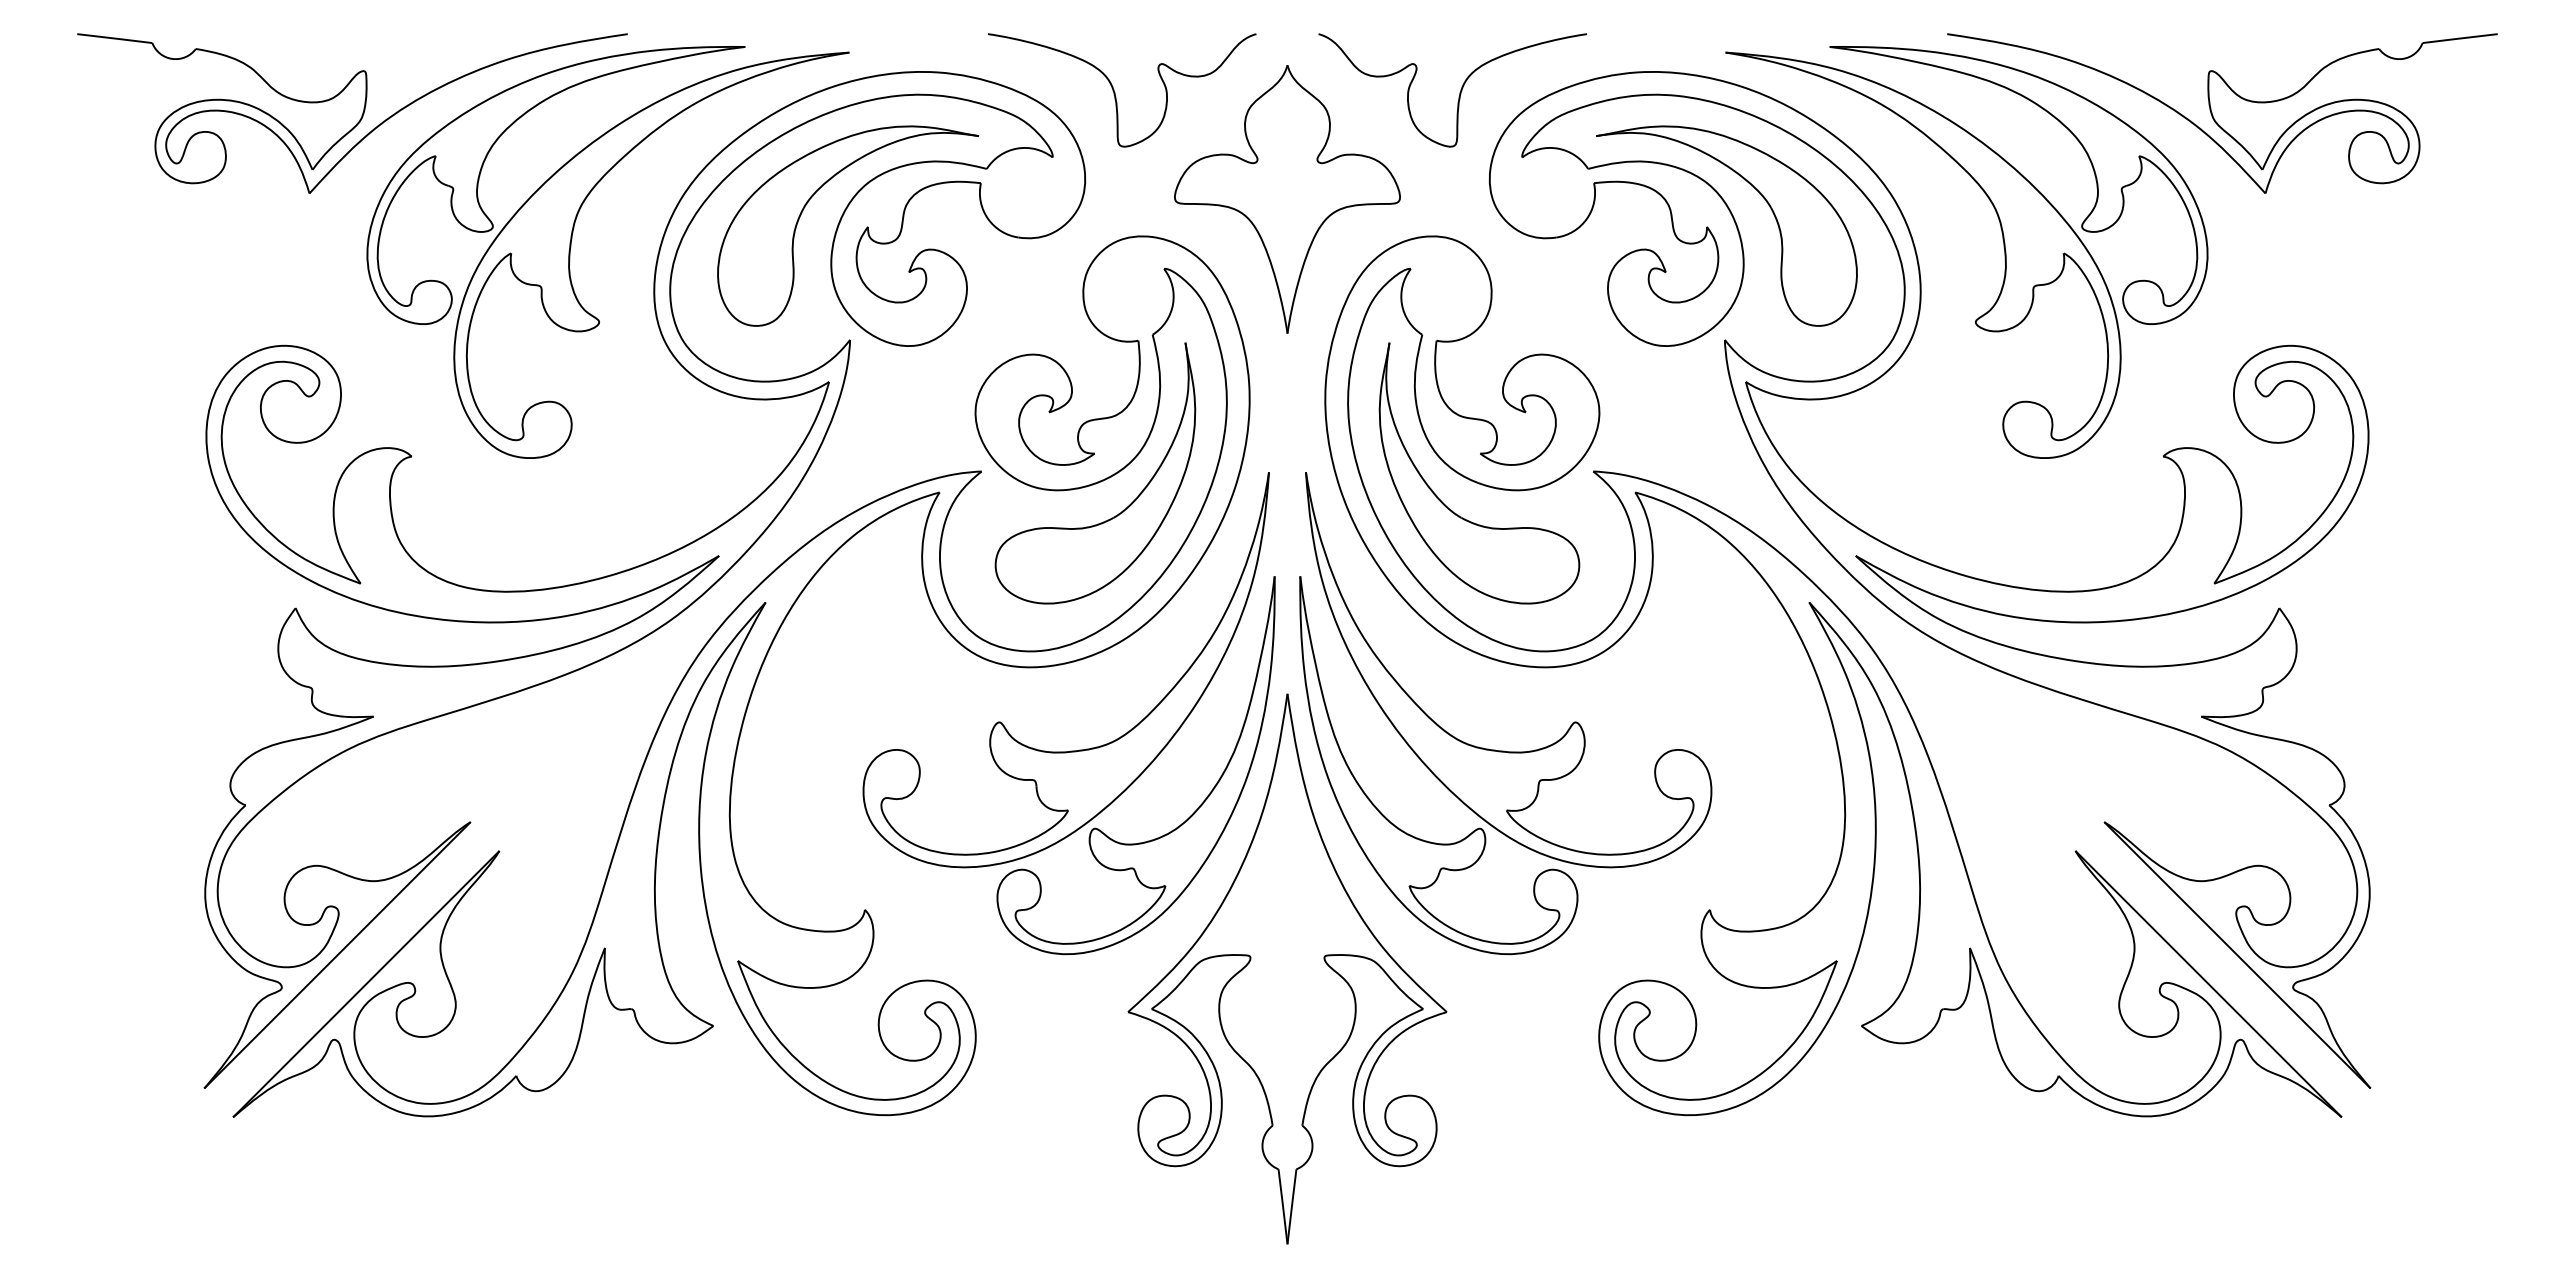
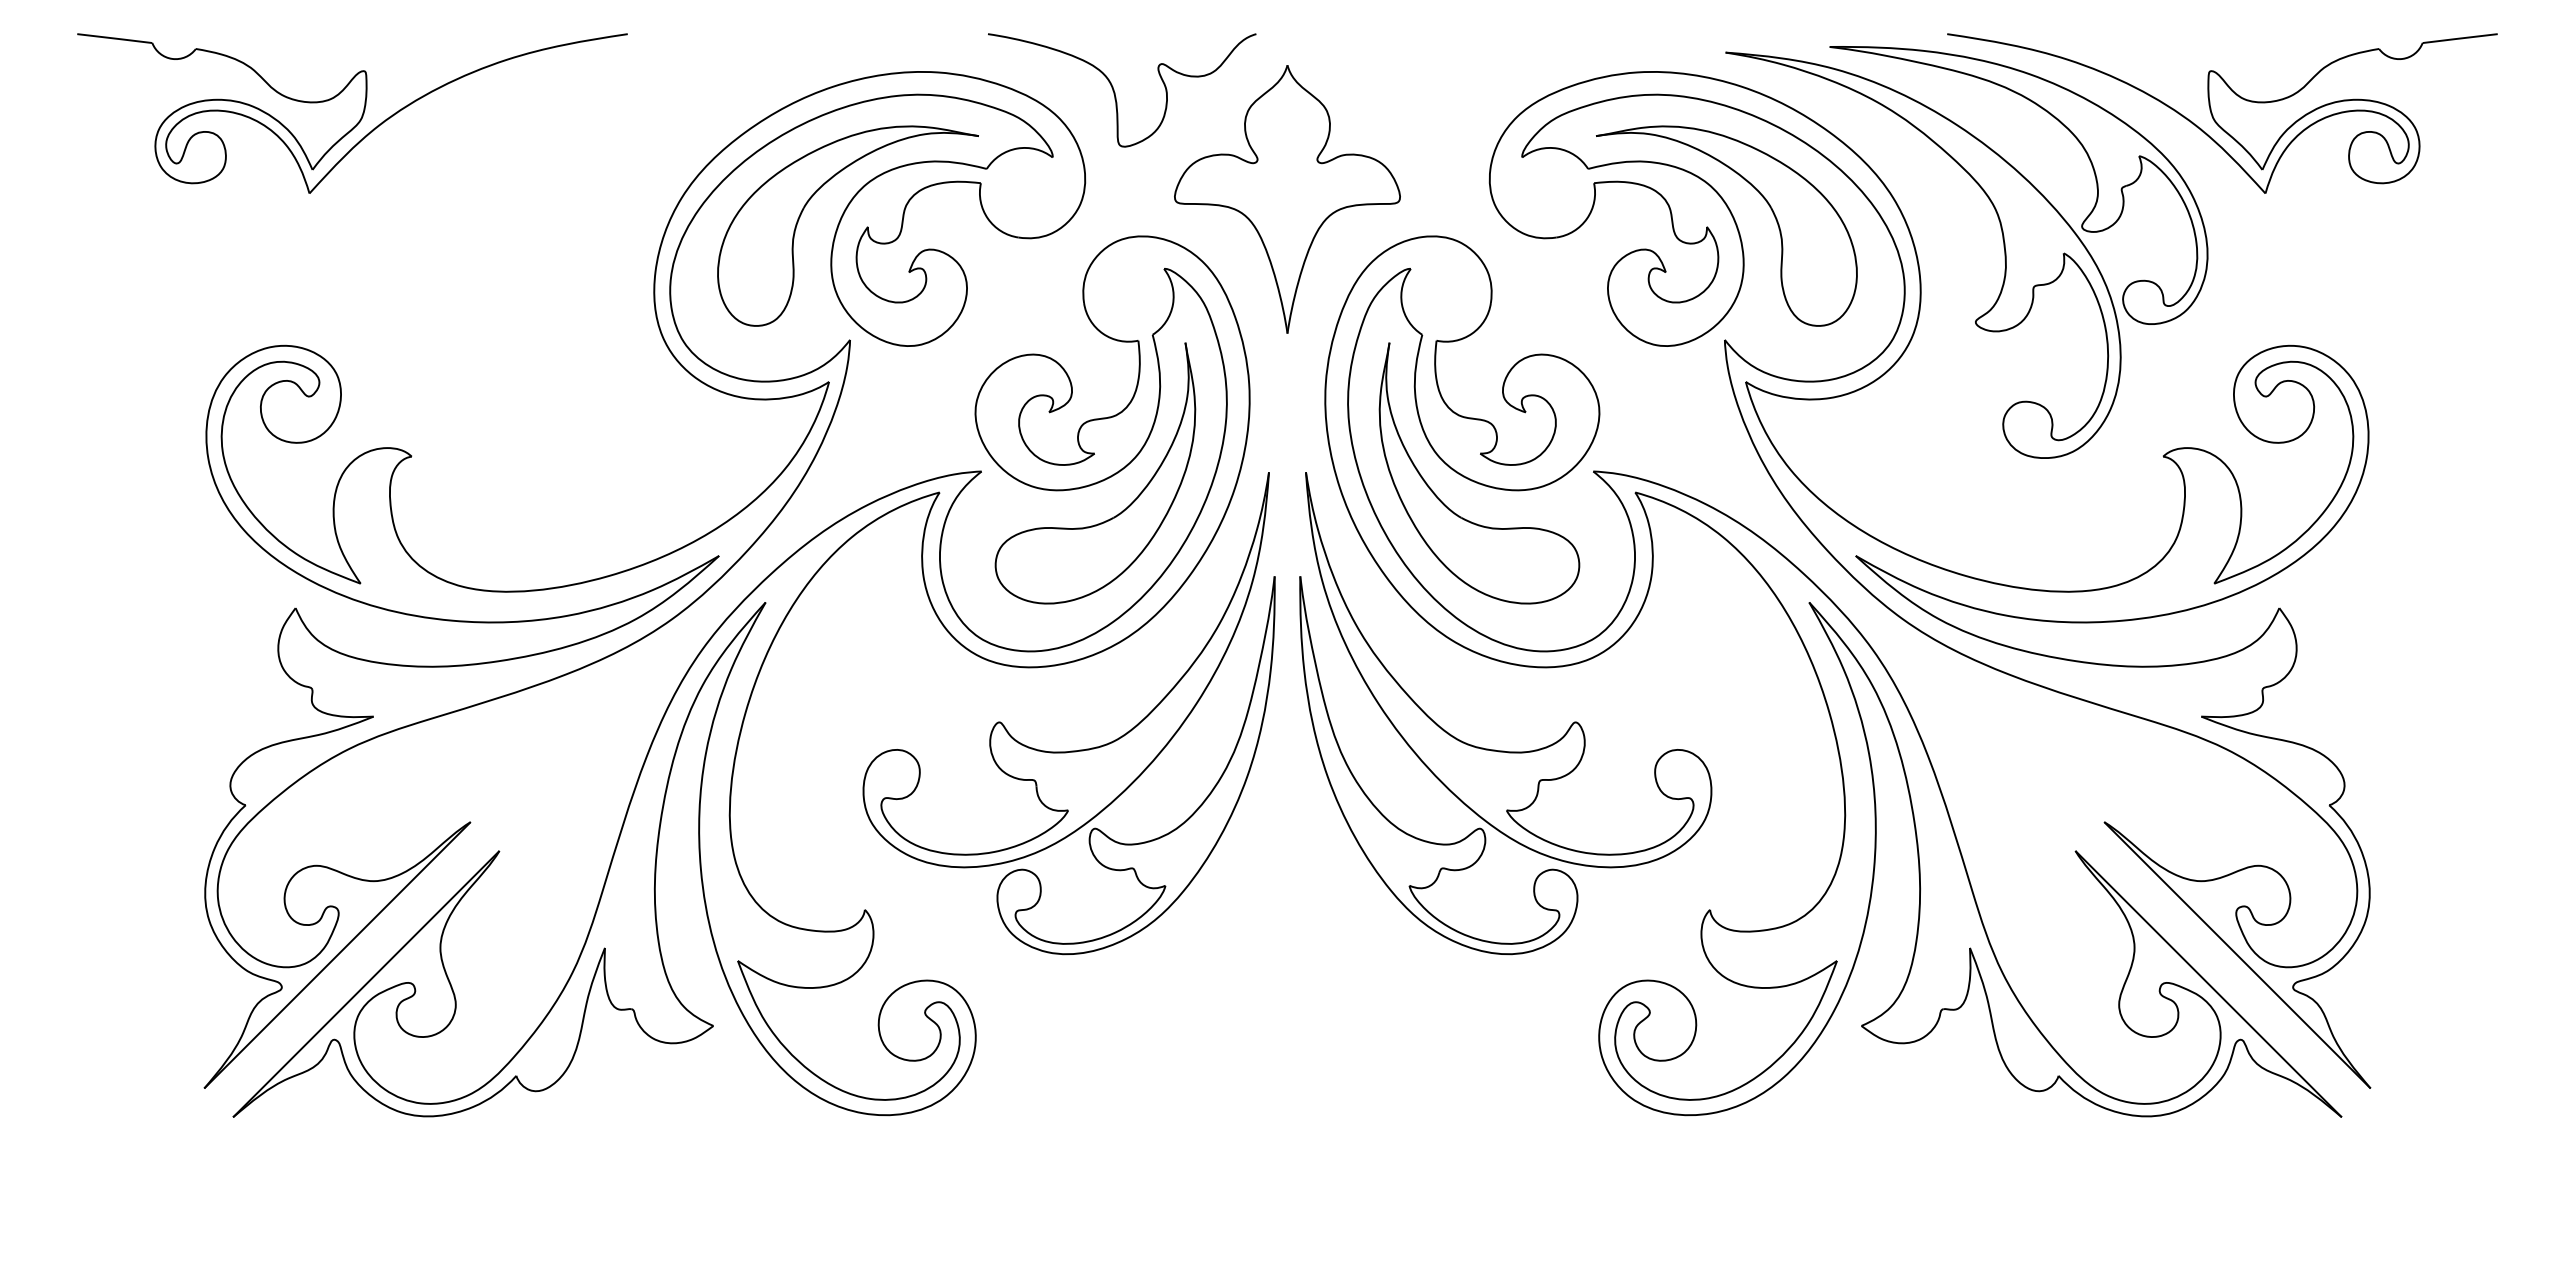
curve: present -> none (1459, 92)
part: present -> none (571, 247)
part: present -> none (1287, 968)
